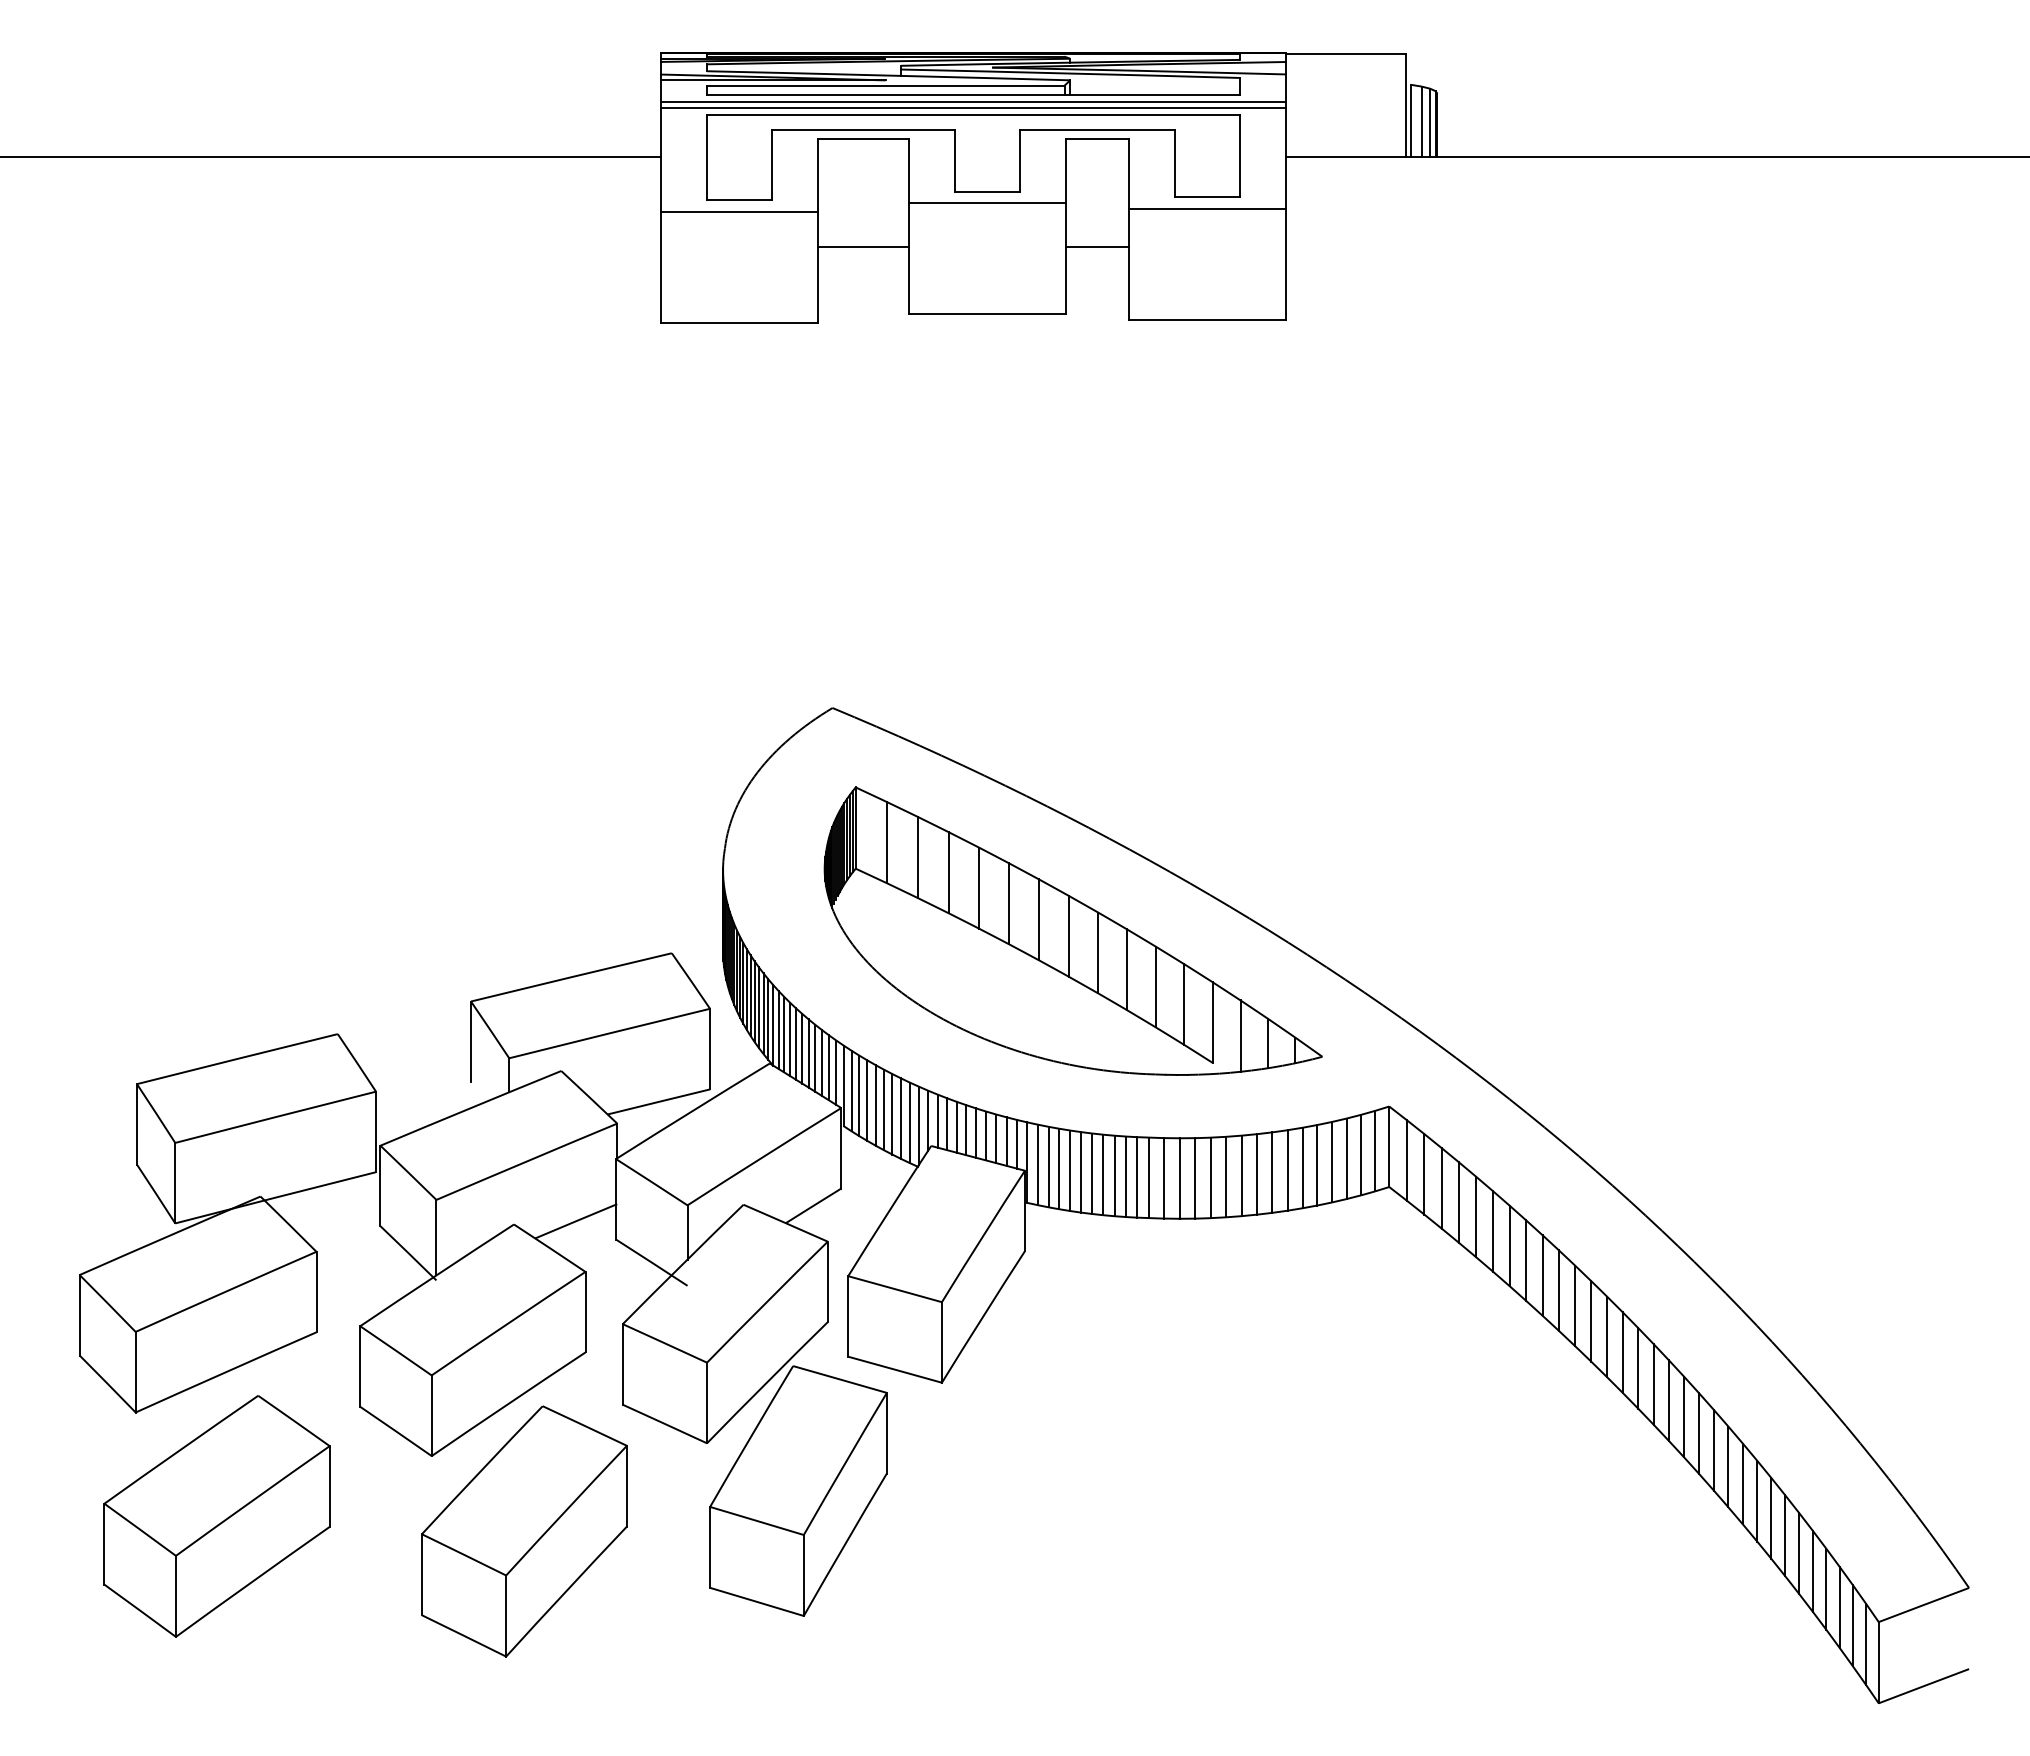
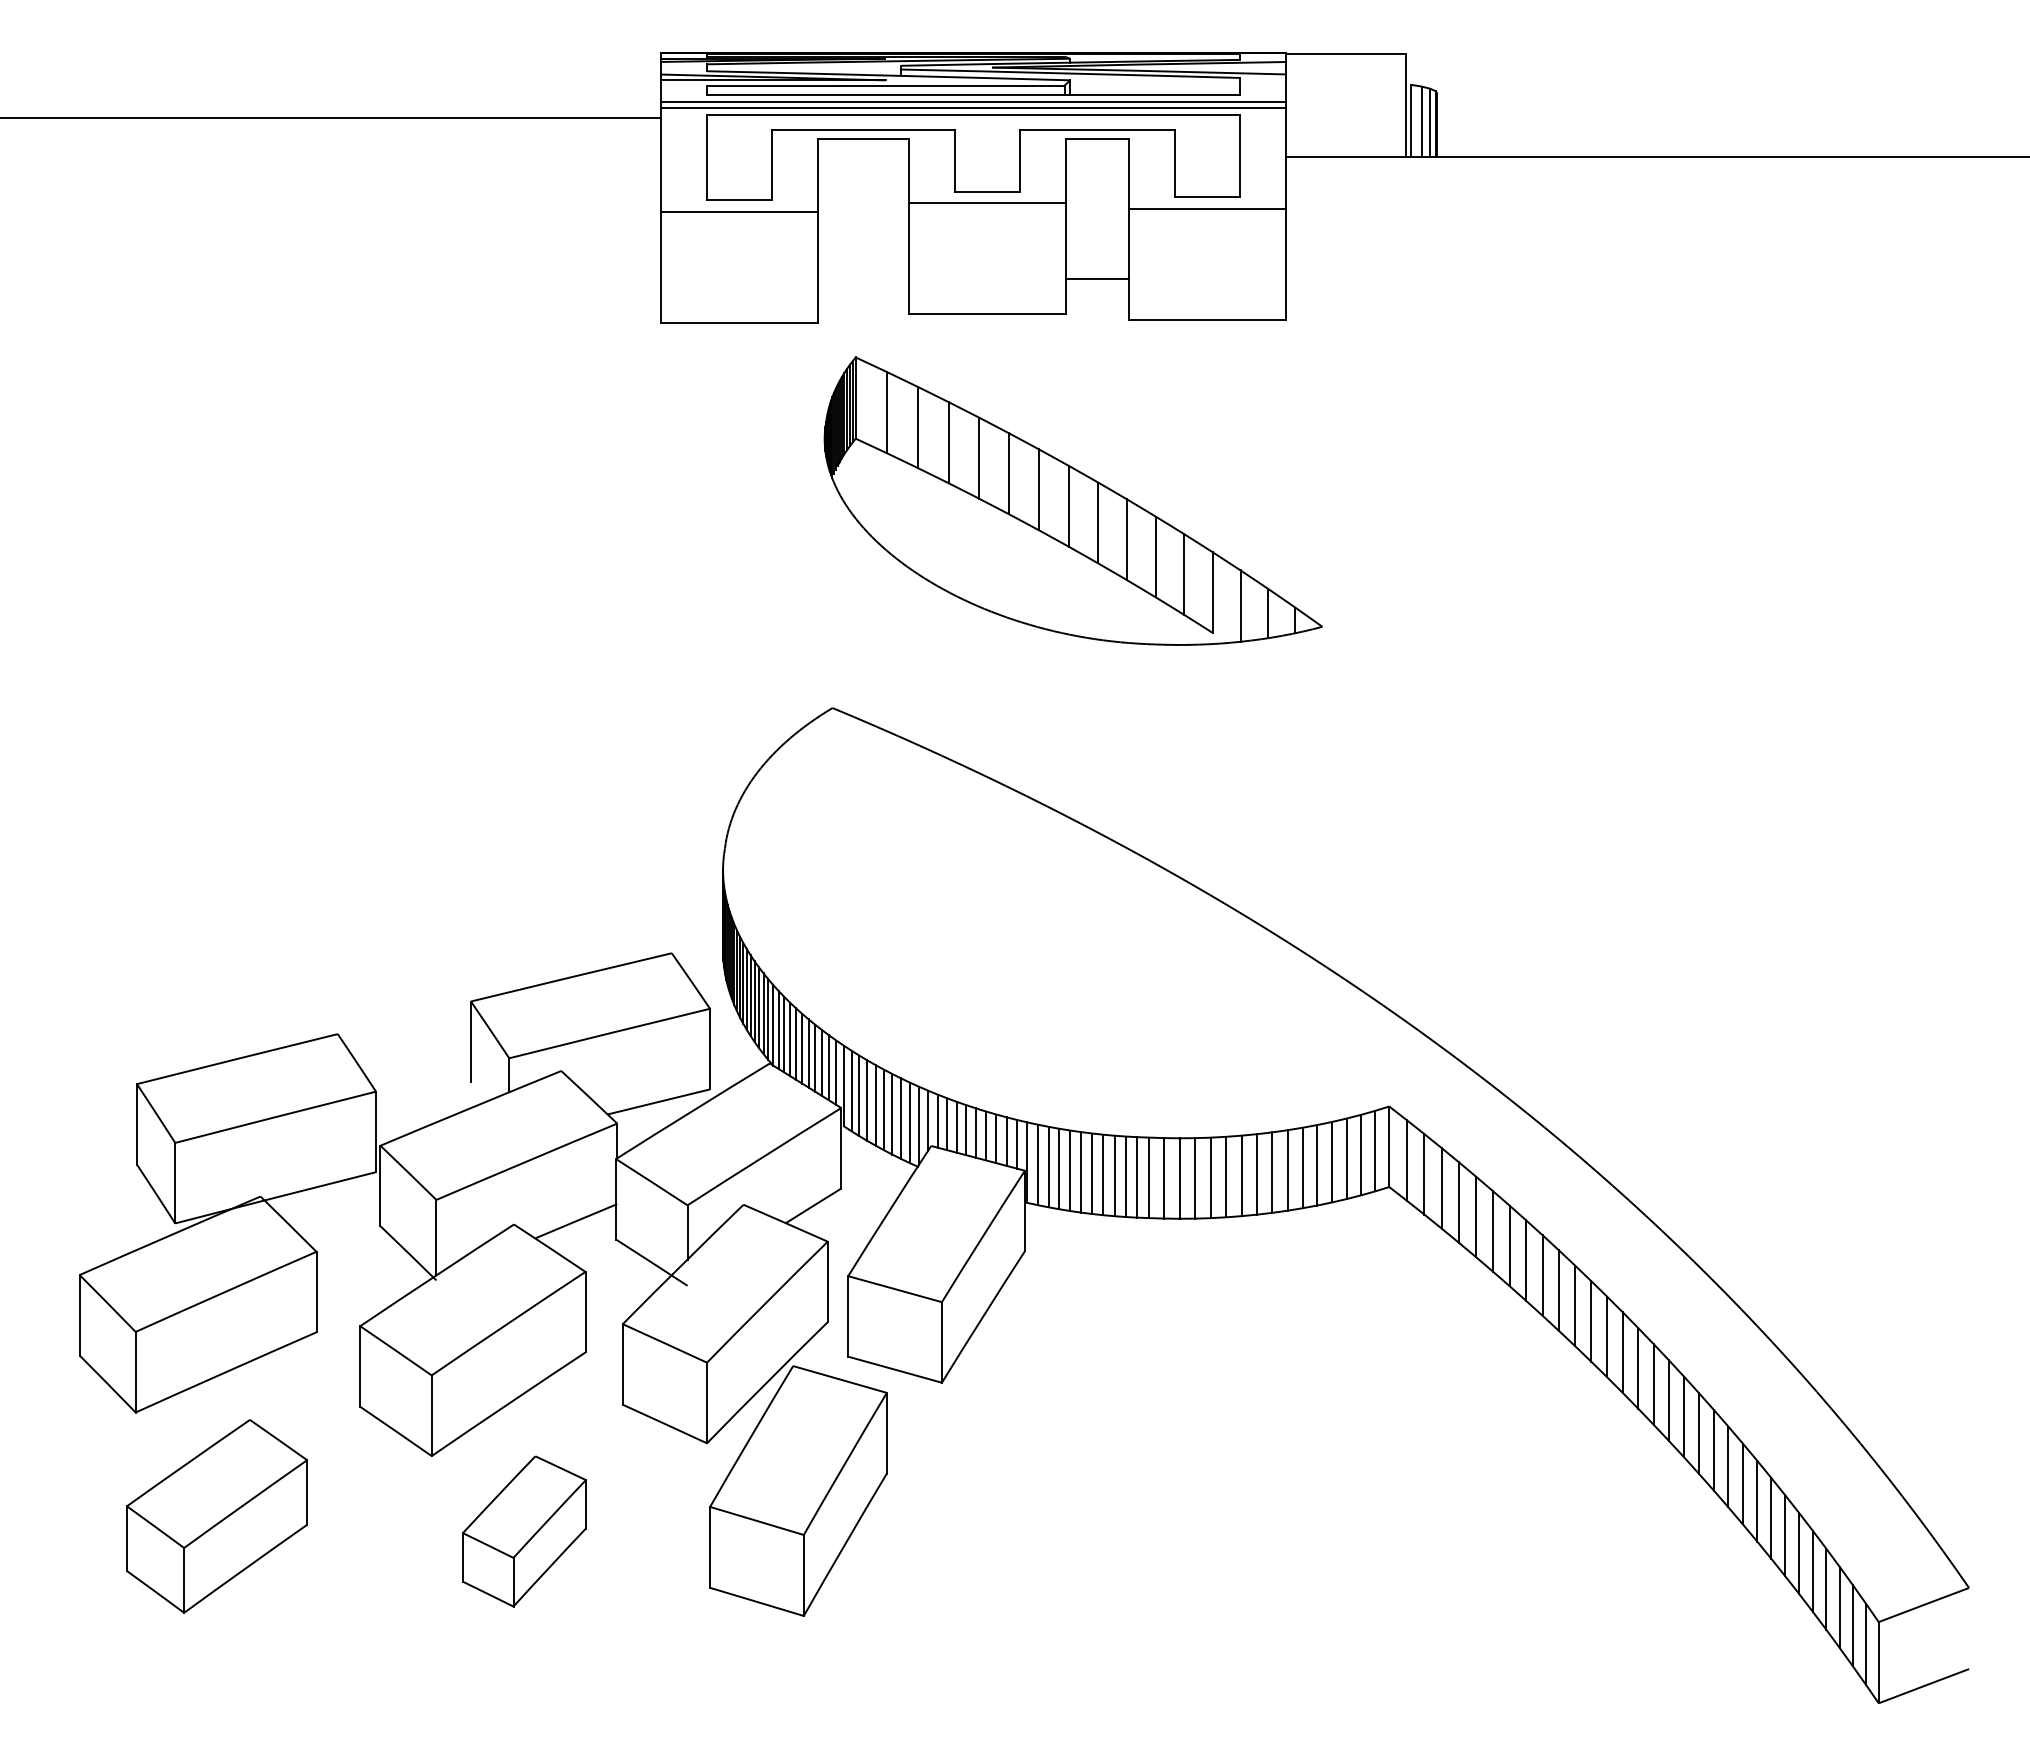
line position: (331, 157) -> (331, 118) (331, 118)
line: present -> none (863, 247)
line position: (1096, 247) -> (1096, 279) (1096, 279)
part position: (1072, 930) -> (1072, 500) (1072, 500)
part size: 228x243 px -> 182x195 px (216, 1516)
part size: 207x253 px -> 125x153 px (524, 1531)
